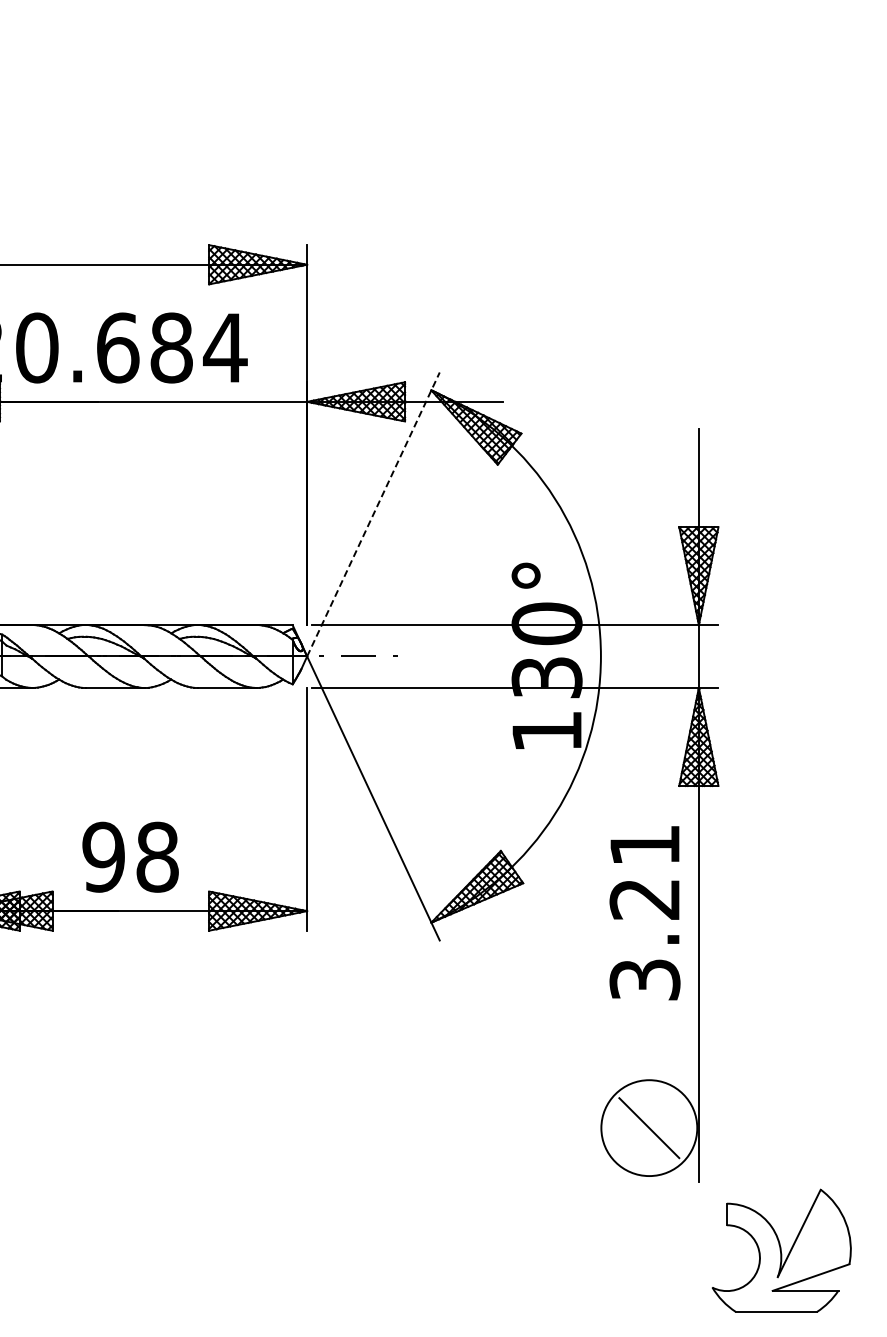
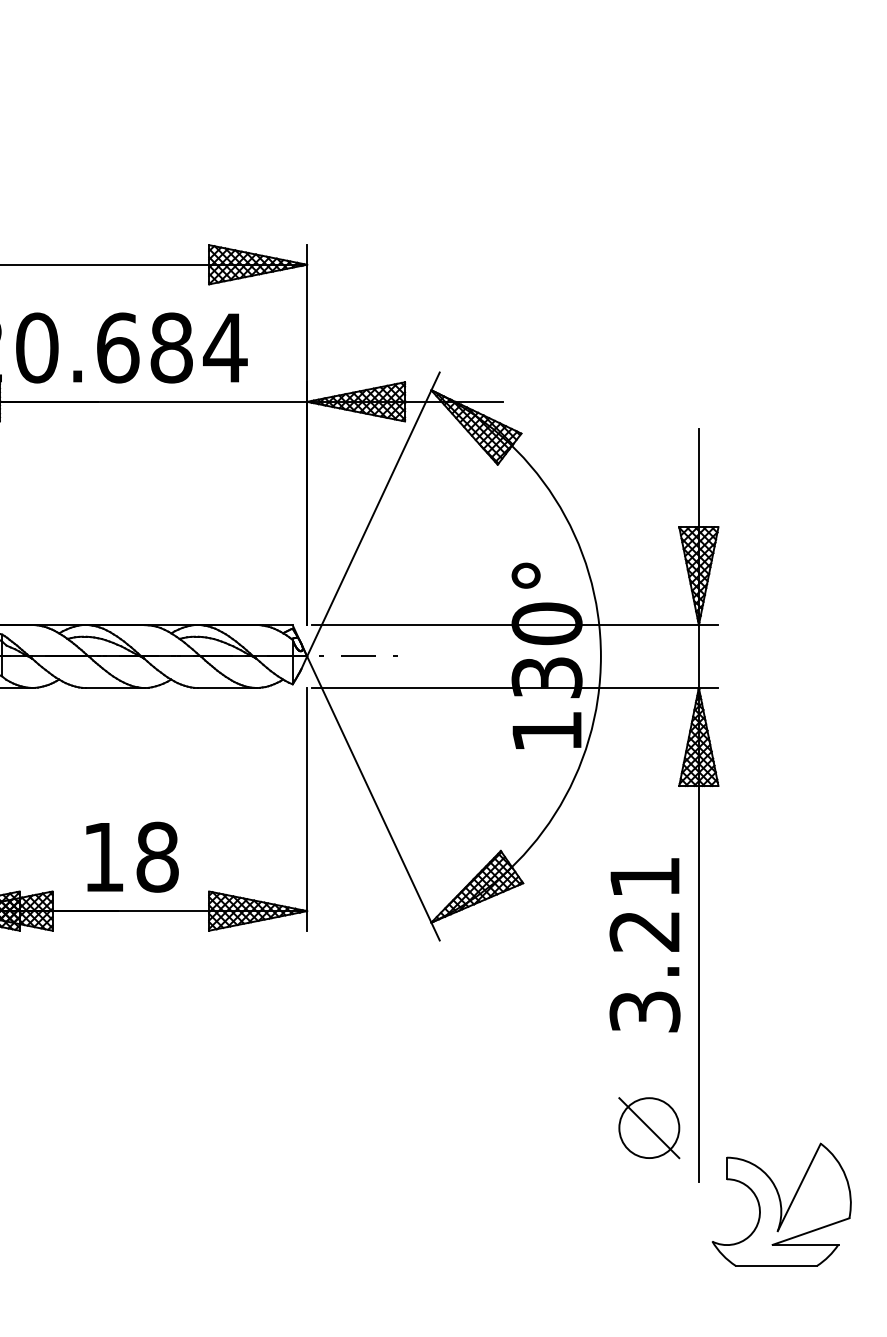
line: dashed -> solid (373, 514)
text: 98 -> 18 (103, 856)
text position: (644, 913) -> (644, 945) (644, 945)
circle diameter: 96 px -> 60 px (649, 1128)
part position: (781, 1250) -> (781, 1204) (781, 1204)
